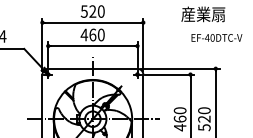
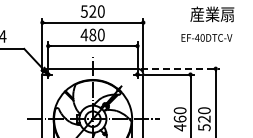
text position: (203, 14) -> (212, 14) (212, 14)
text: 460 -> 480 (92, 34)
text position: (216, 37) -> (206, 37) (206, 37)
line: solid -> dashed (181, 68)
